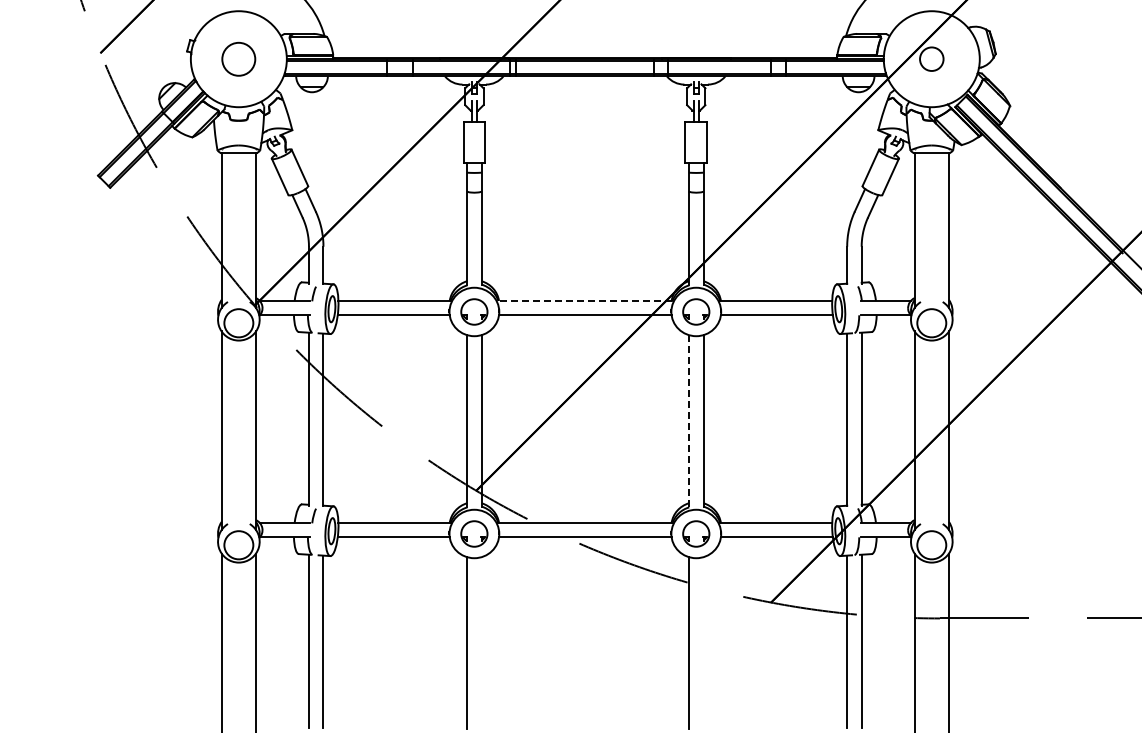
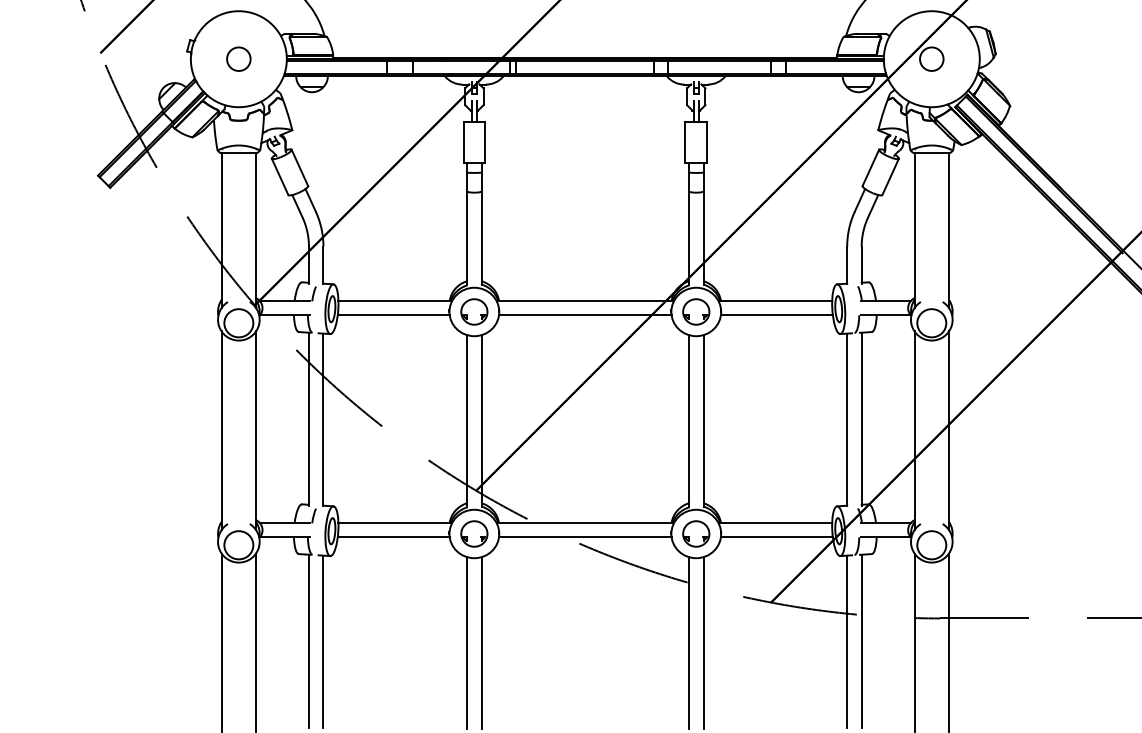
circle size: 36x36 px -> 26x26 px (238, 58)
line: dashed -> solid (584, 300)
line: dashed -> solid (689, 421)
line: none -> present (481, 643)
line: none -> present (703, 643)
